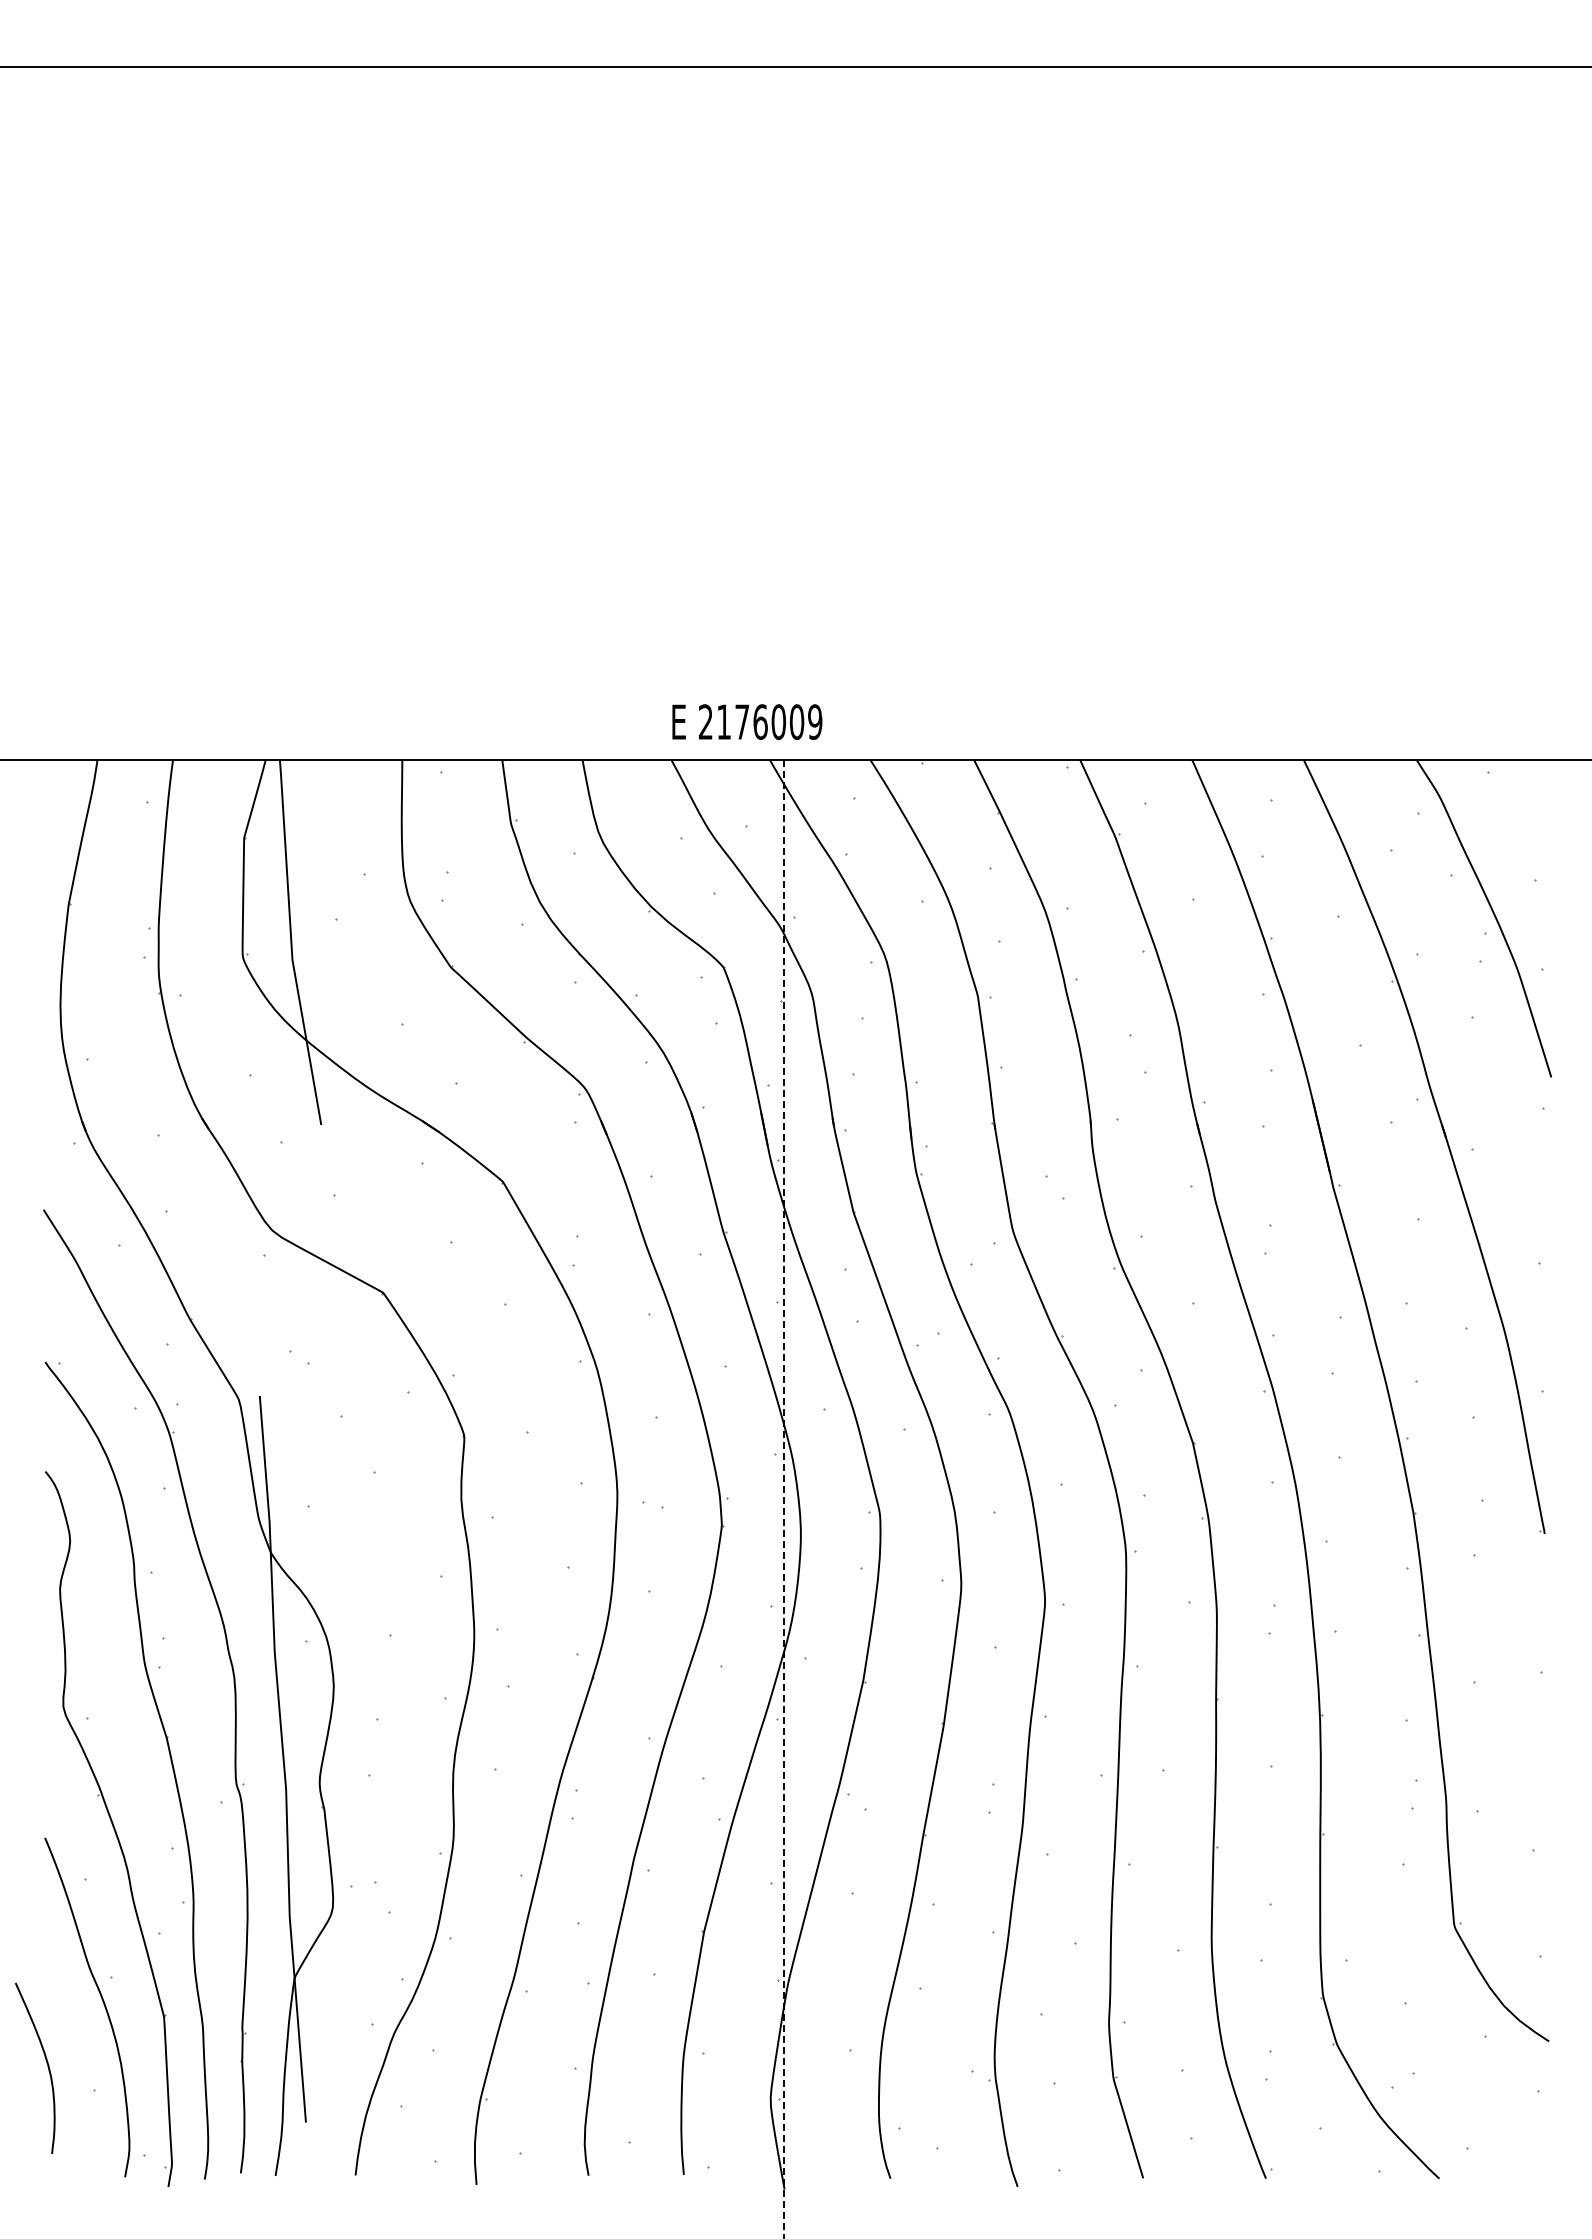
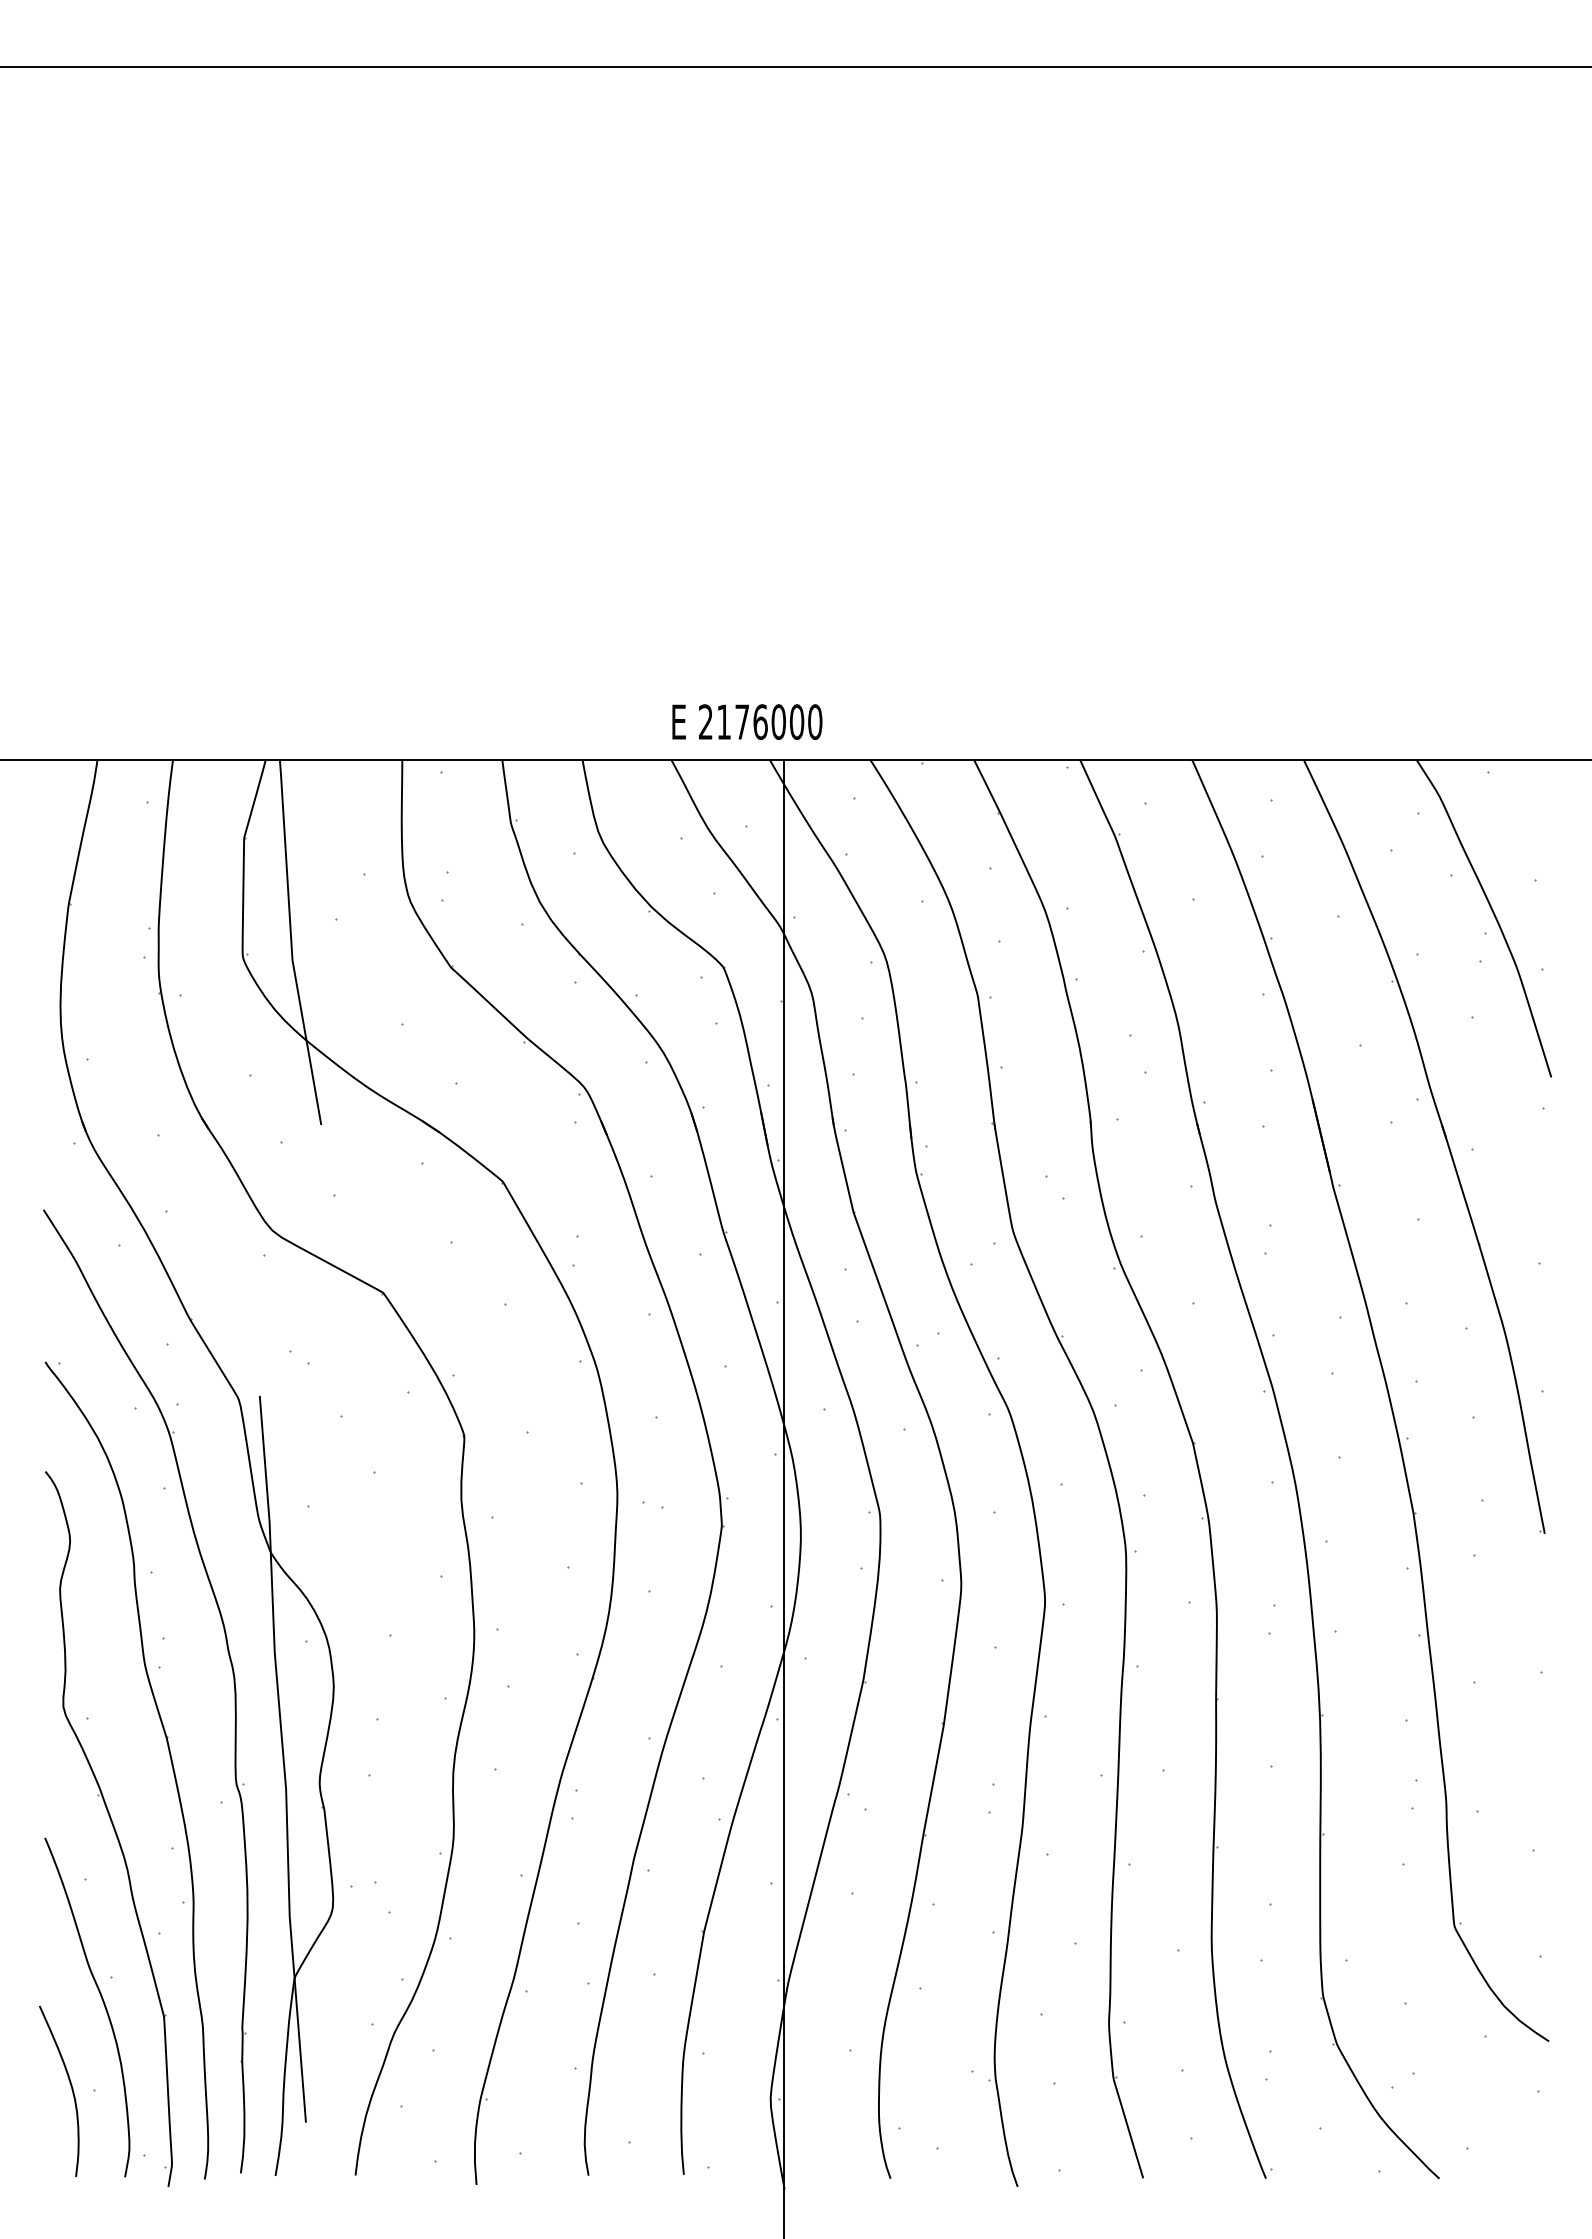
text: 2176009 -> 2176000 (815, 722)
line: dashed -> solid (783, 1499)
curve position: (46, 2063) -> (70, 2086) (70, 2086)
